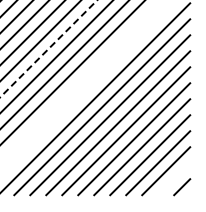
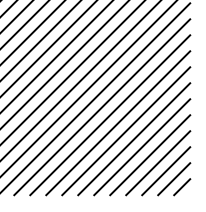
line: dashed -> solid (49, 48)
line: none -> present (80, 80)
line: none -> present (88, 88)
line: none -> present (174, 179)
